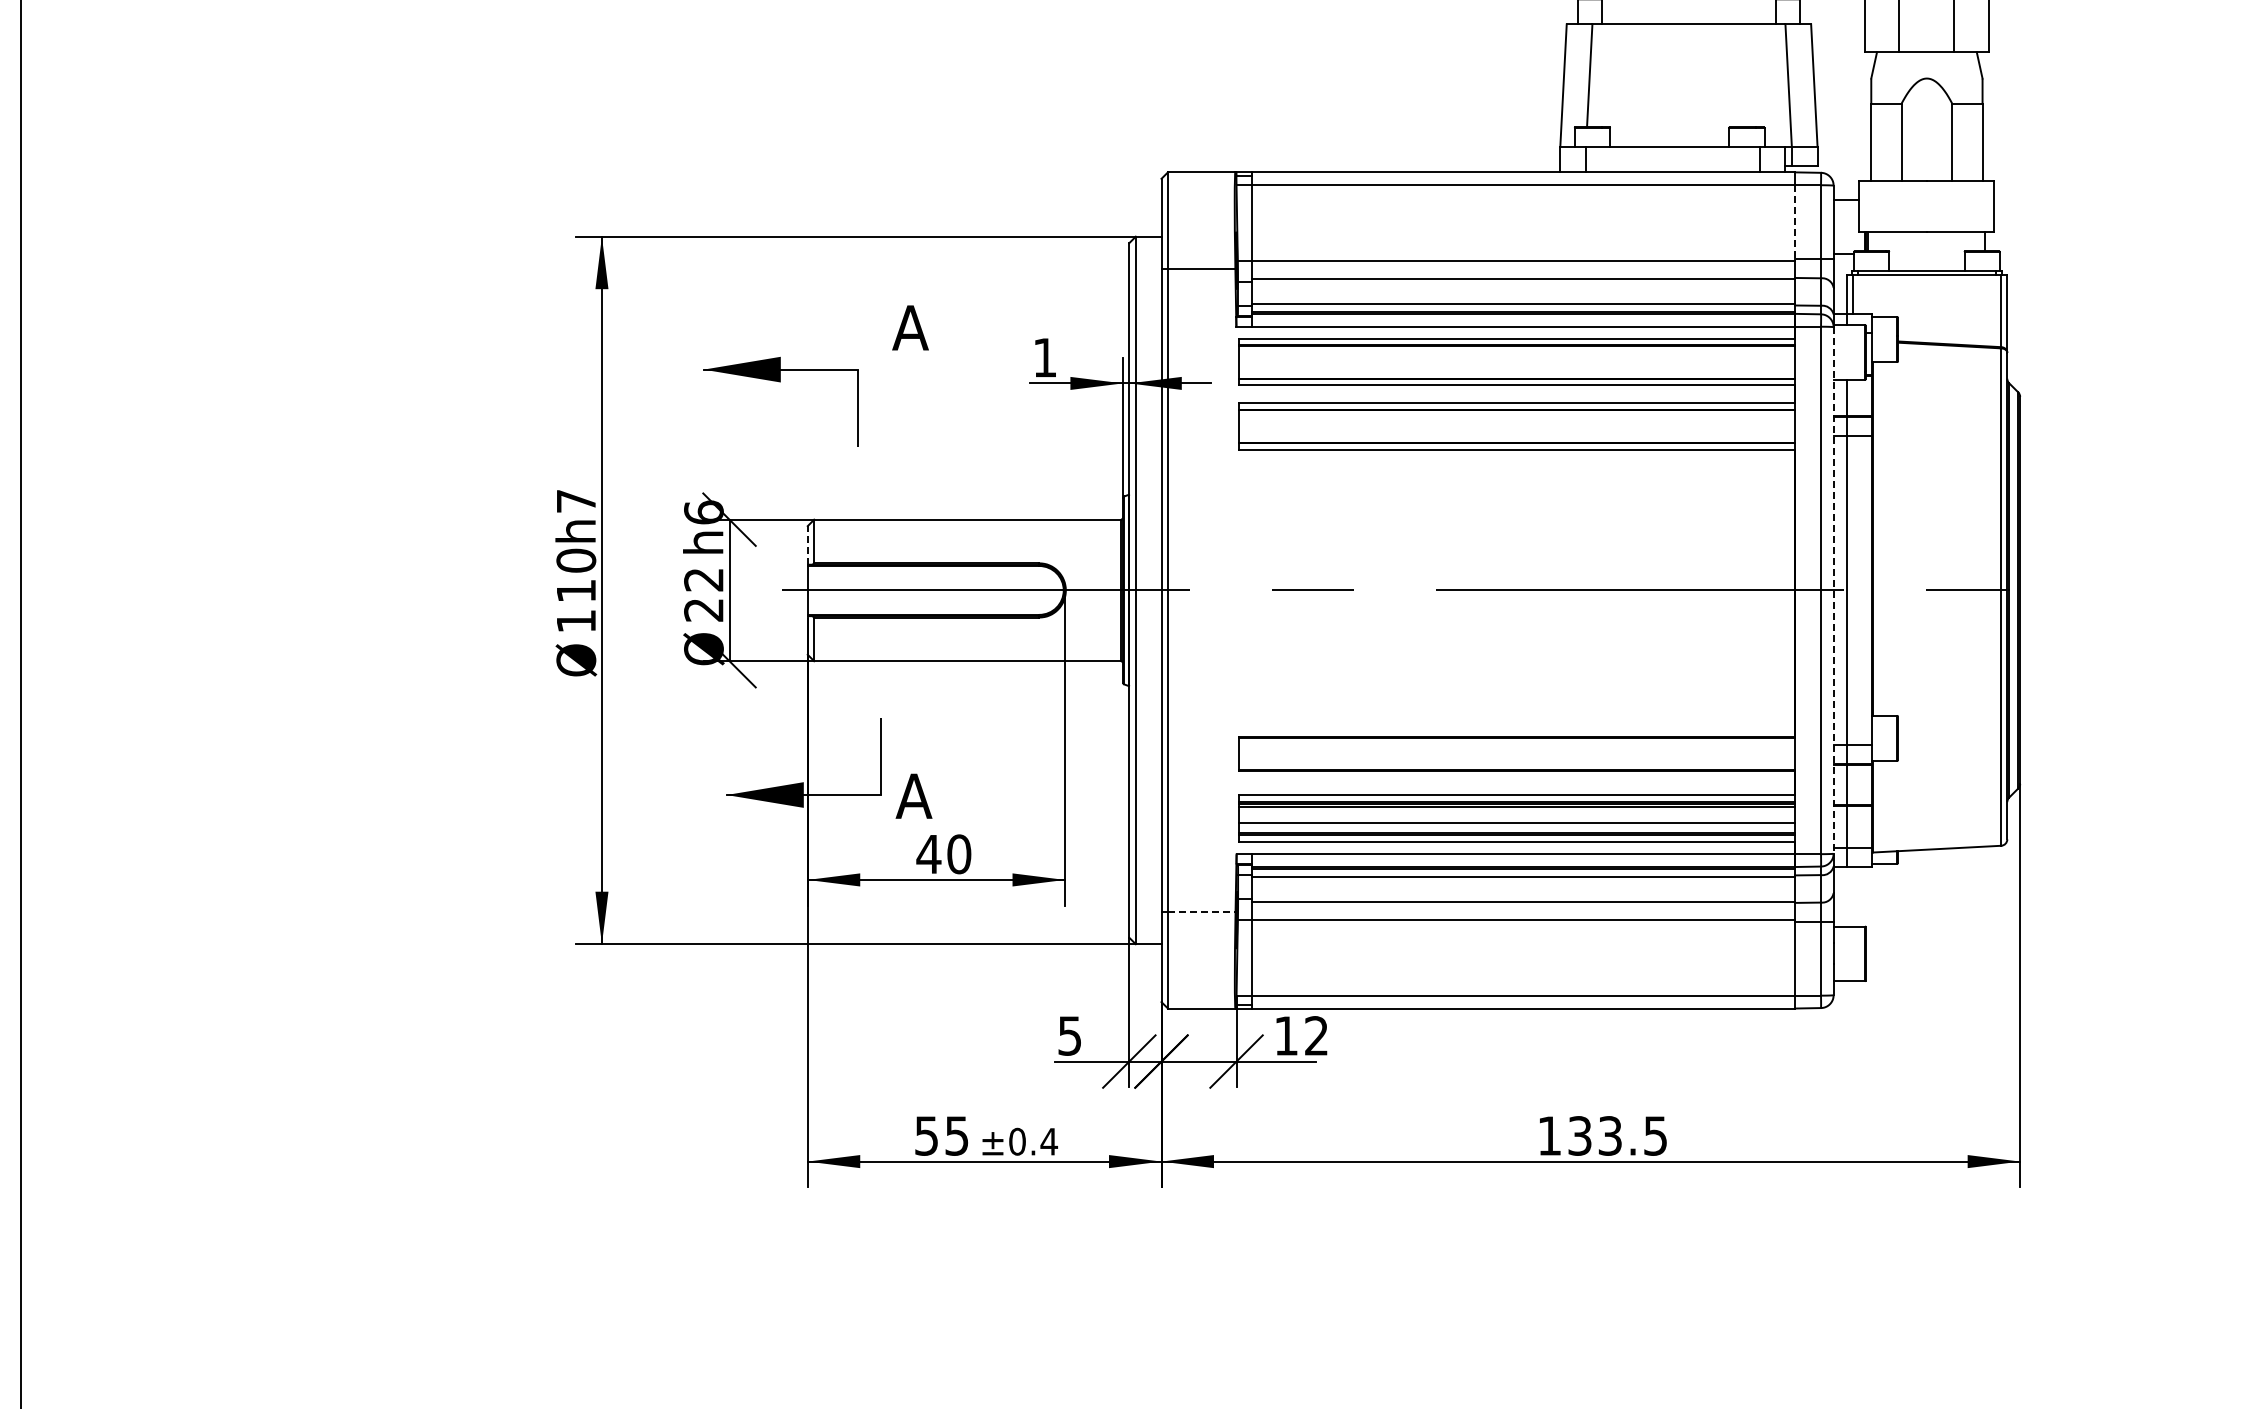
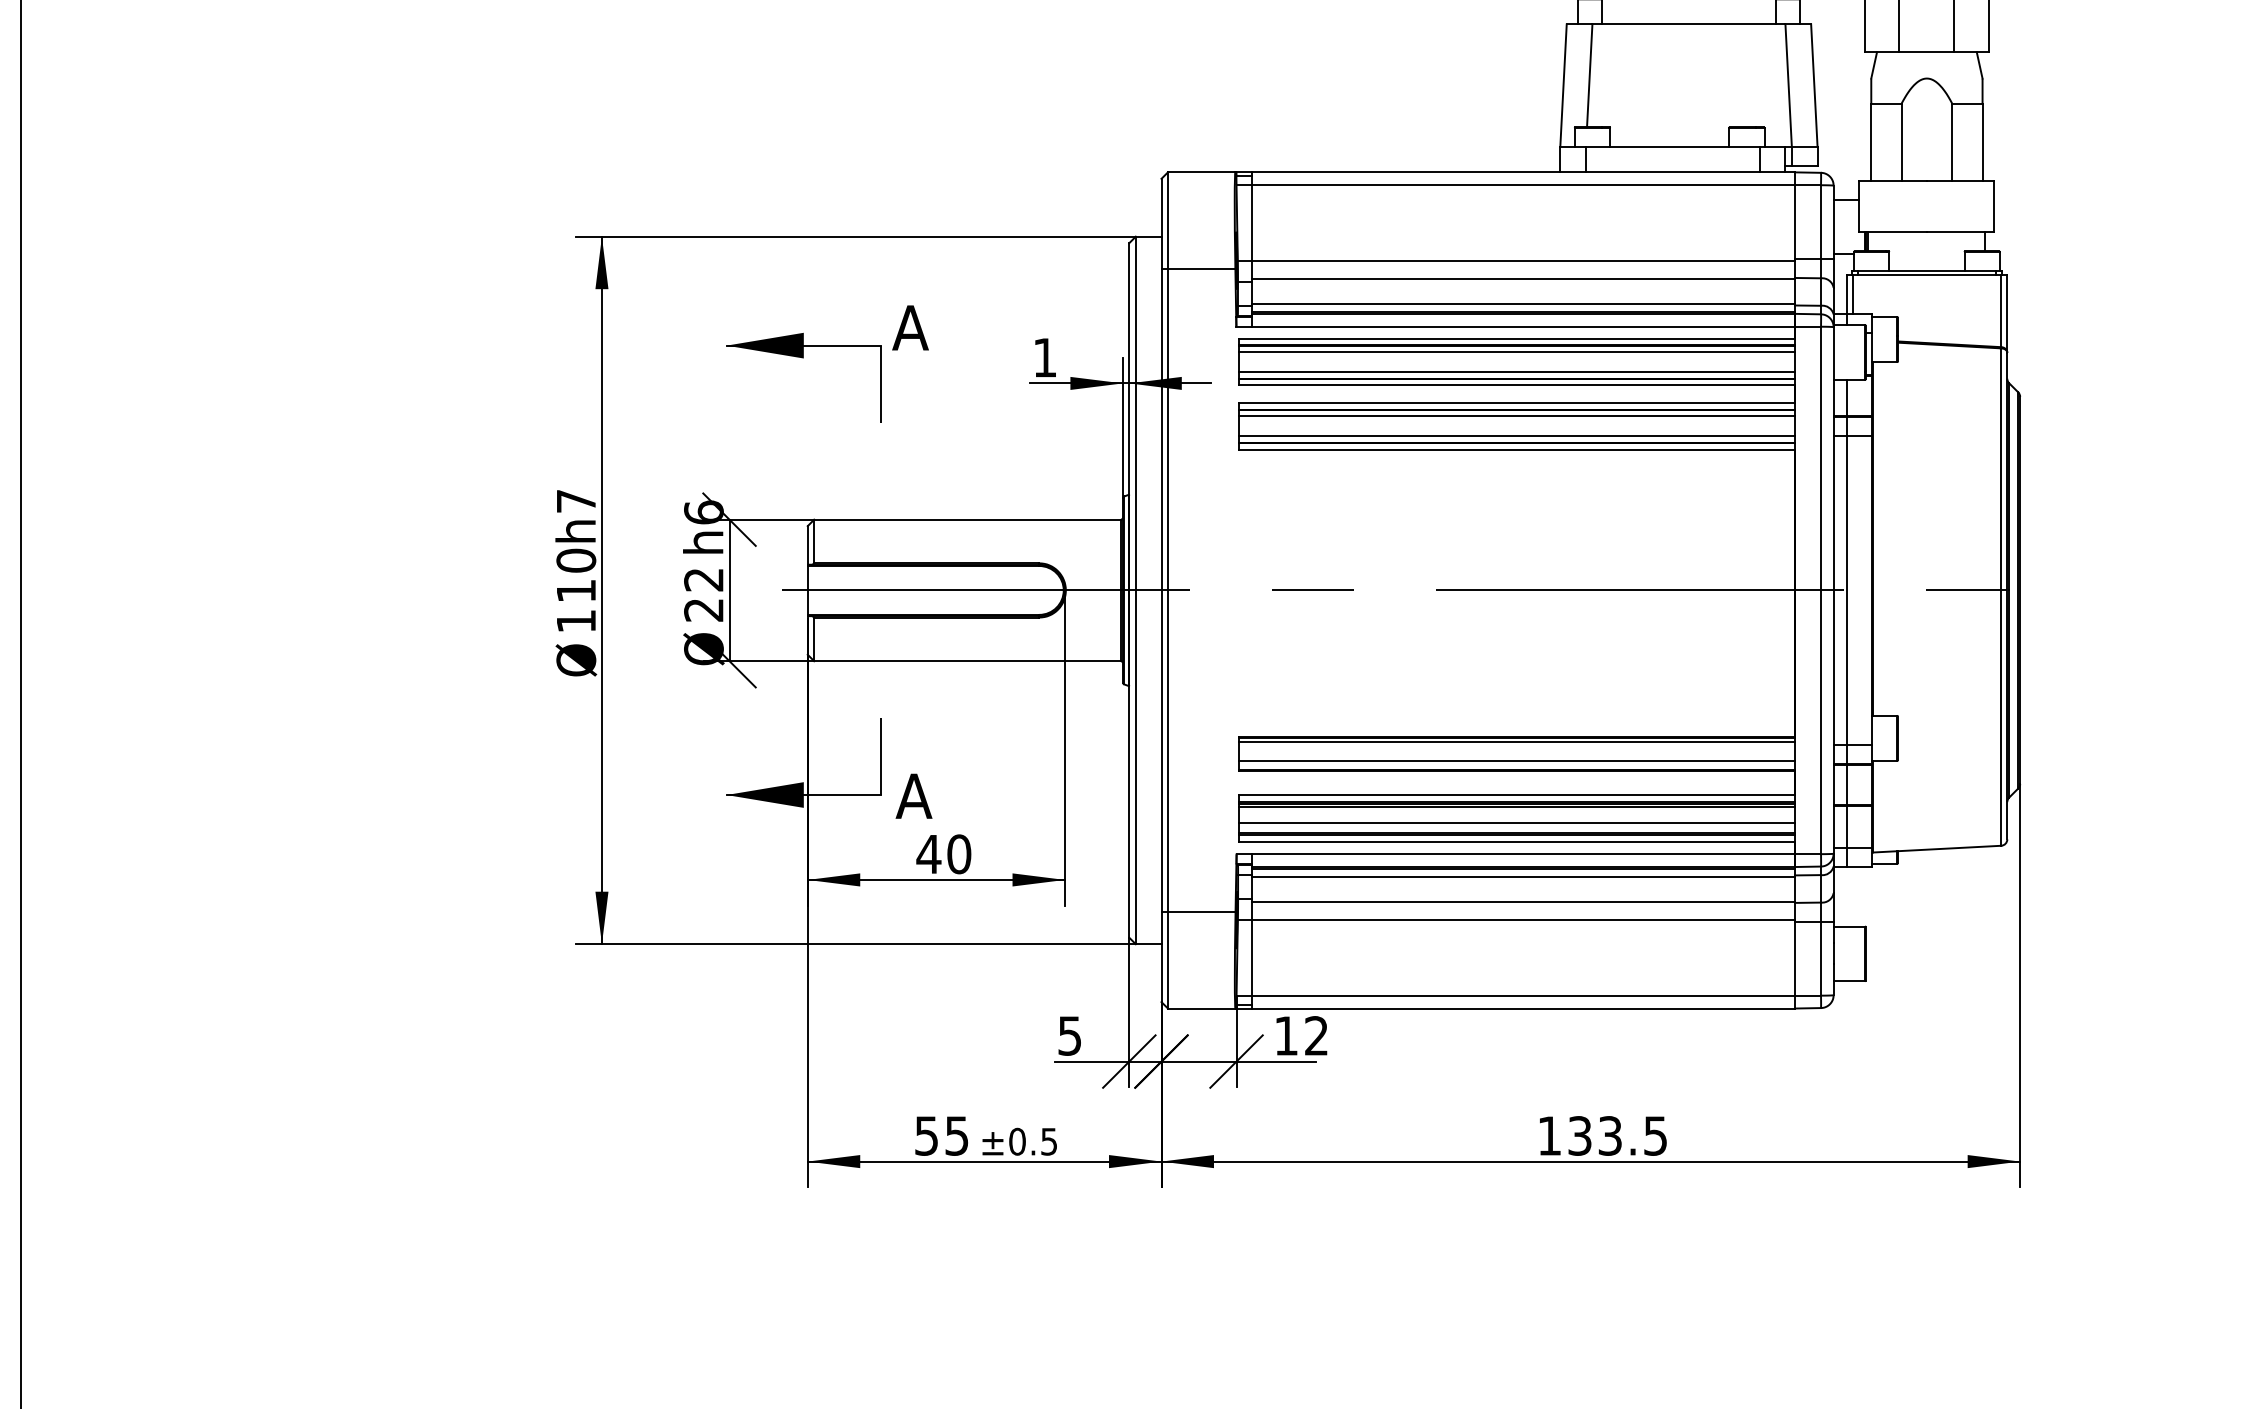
line: dashed -> solid (1795, 222)
line: none -> present (1516, 352)
line: none -> present (1516, 372)
part position: (780, 382) -> (803, 358) (803, 358)
line: none -> present (1516, 416)
line: none -> present (1516, 436)
line: dashed -> solid (807, 544)
line: dashed -> solid (1833, 590)
line: none -> present (1516, 742)
line: none -> present (1516, 760)
line: dashed -> solid (1201, 912)
text: ±0.4 -> ±0.5 (1049, 1141)
